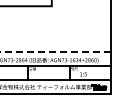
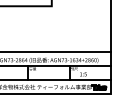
line: dashed -> solid (55, 52)
